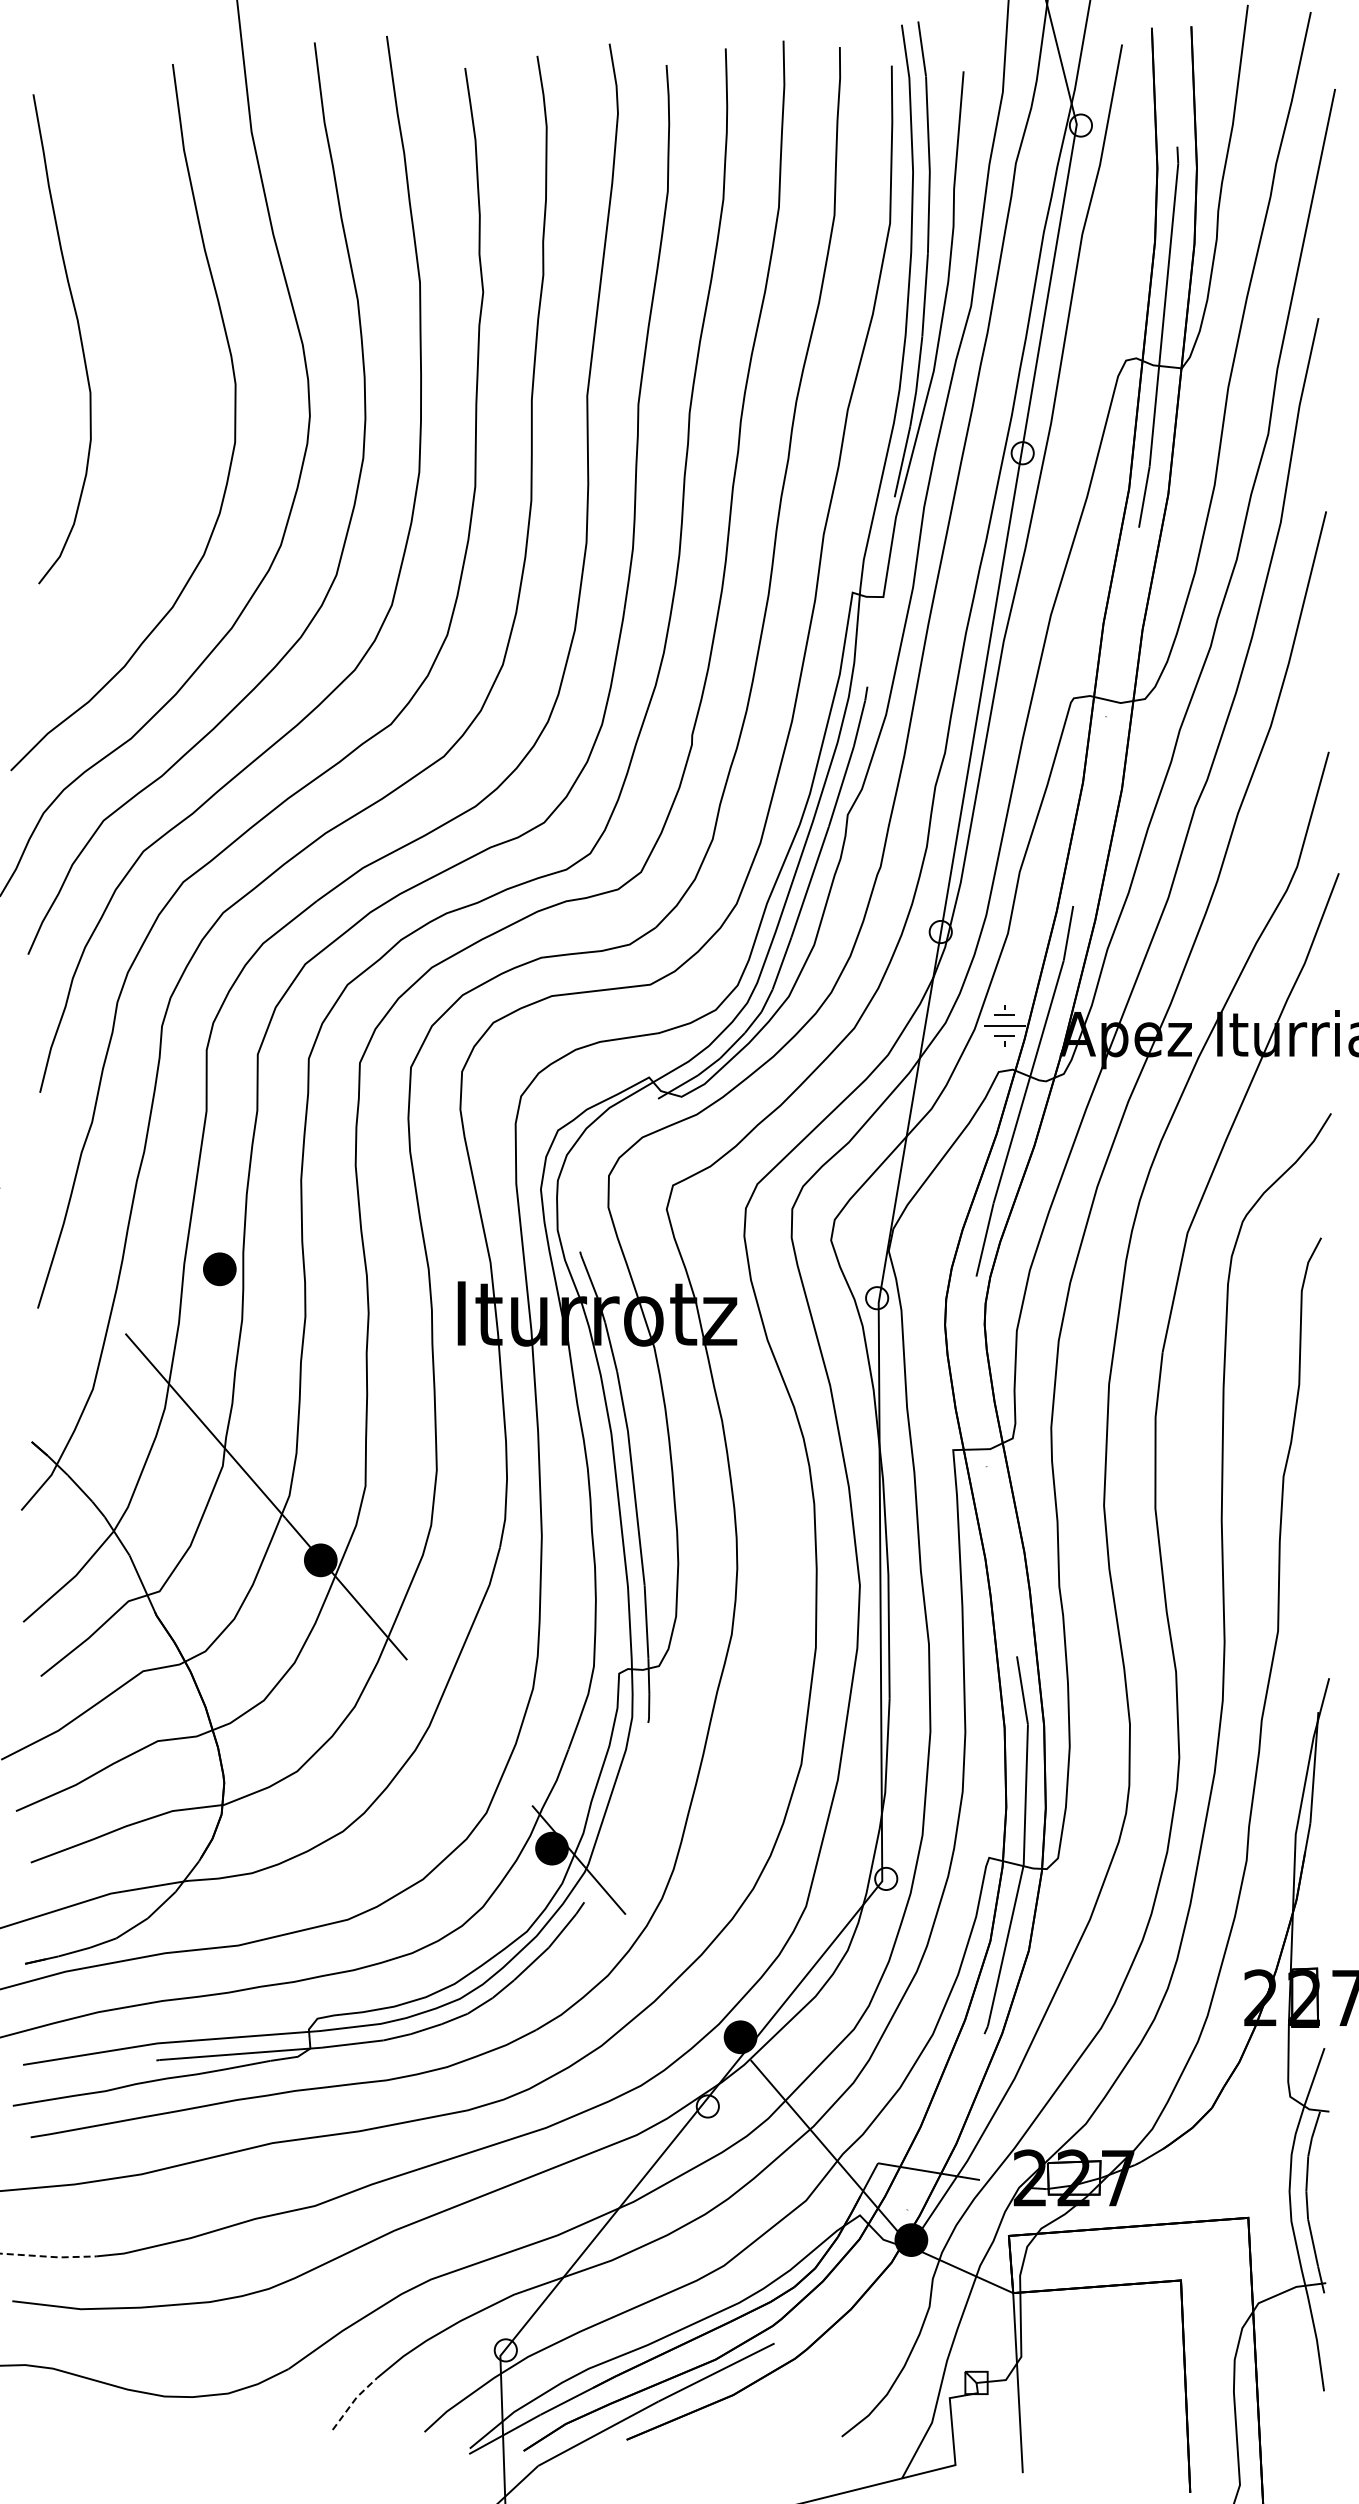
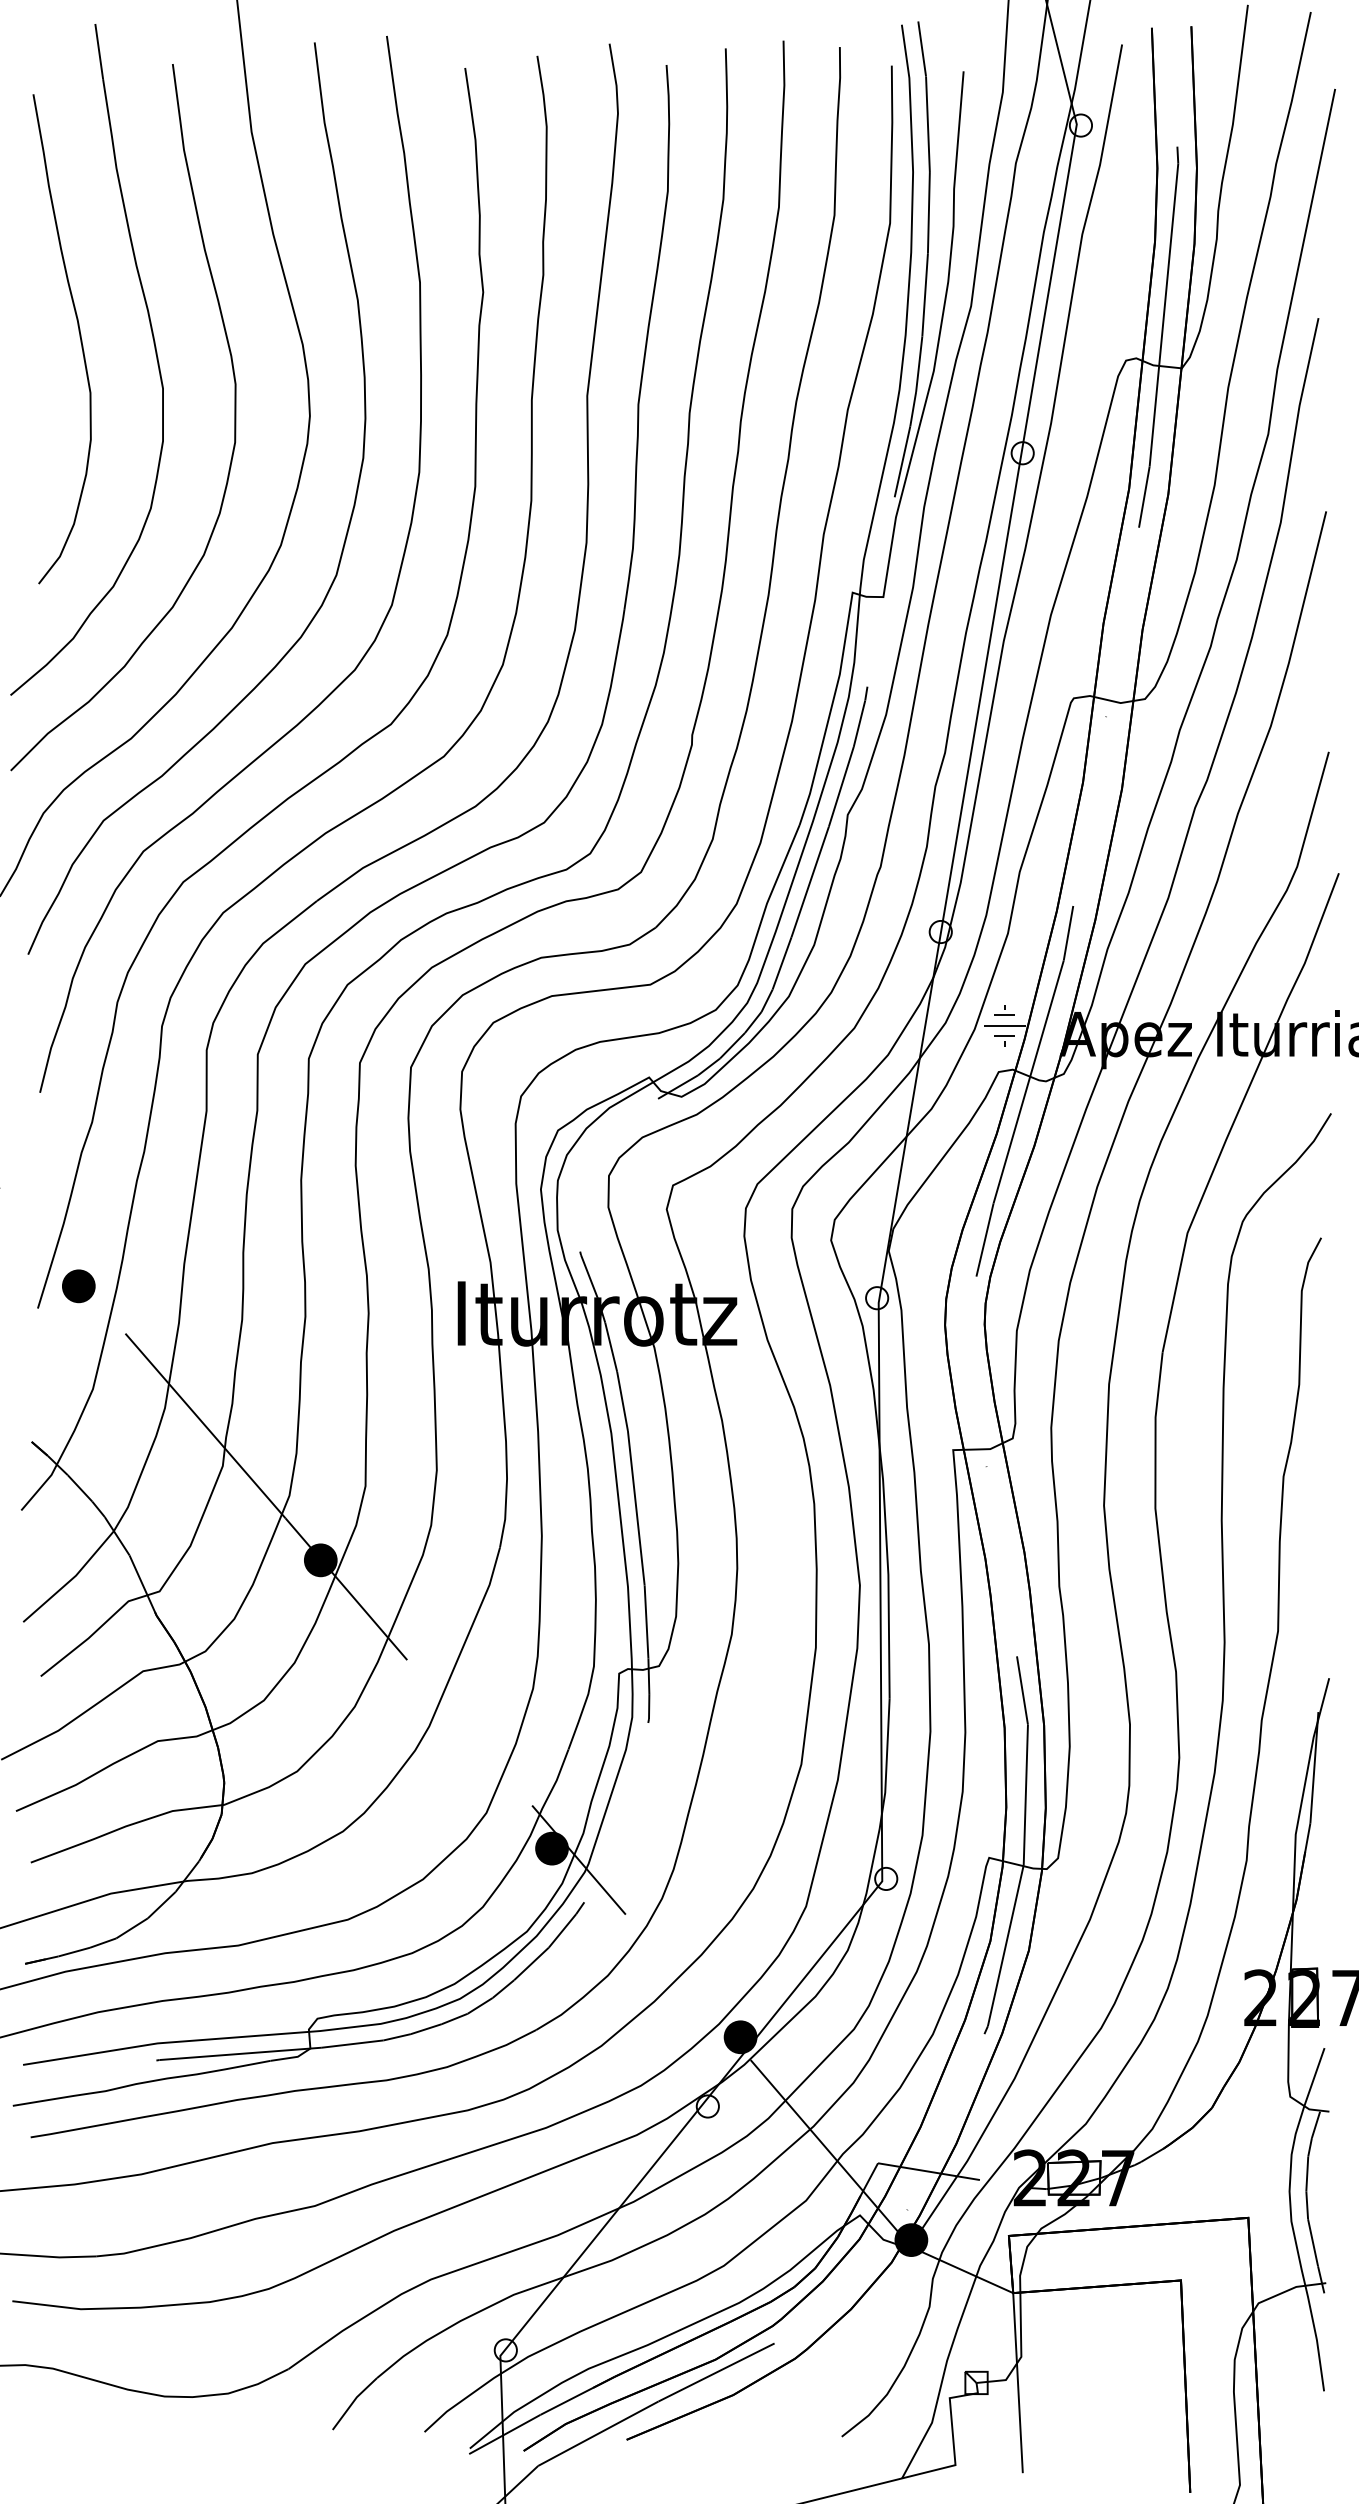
part: none -> present (154, 349)
part position: (219, 1269) -> (78, 1286) (78, 1286)
line: dashed -> solid (49, 2256)
line: dashed -> solid (353, 2402)
